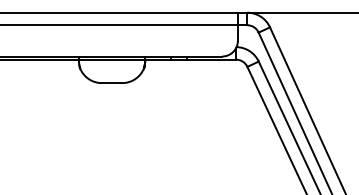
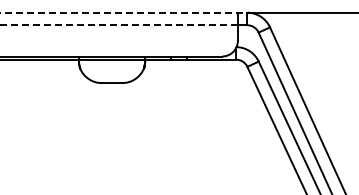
line: solid -> dashed (124, 12)
line: solid -> dashed (119, 25)
